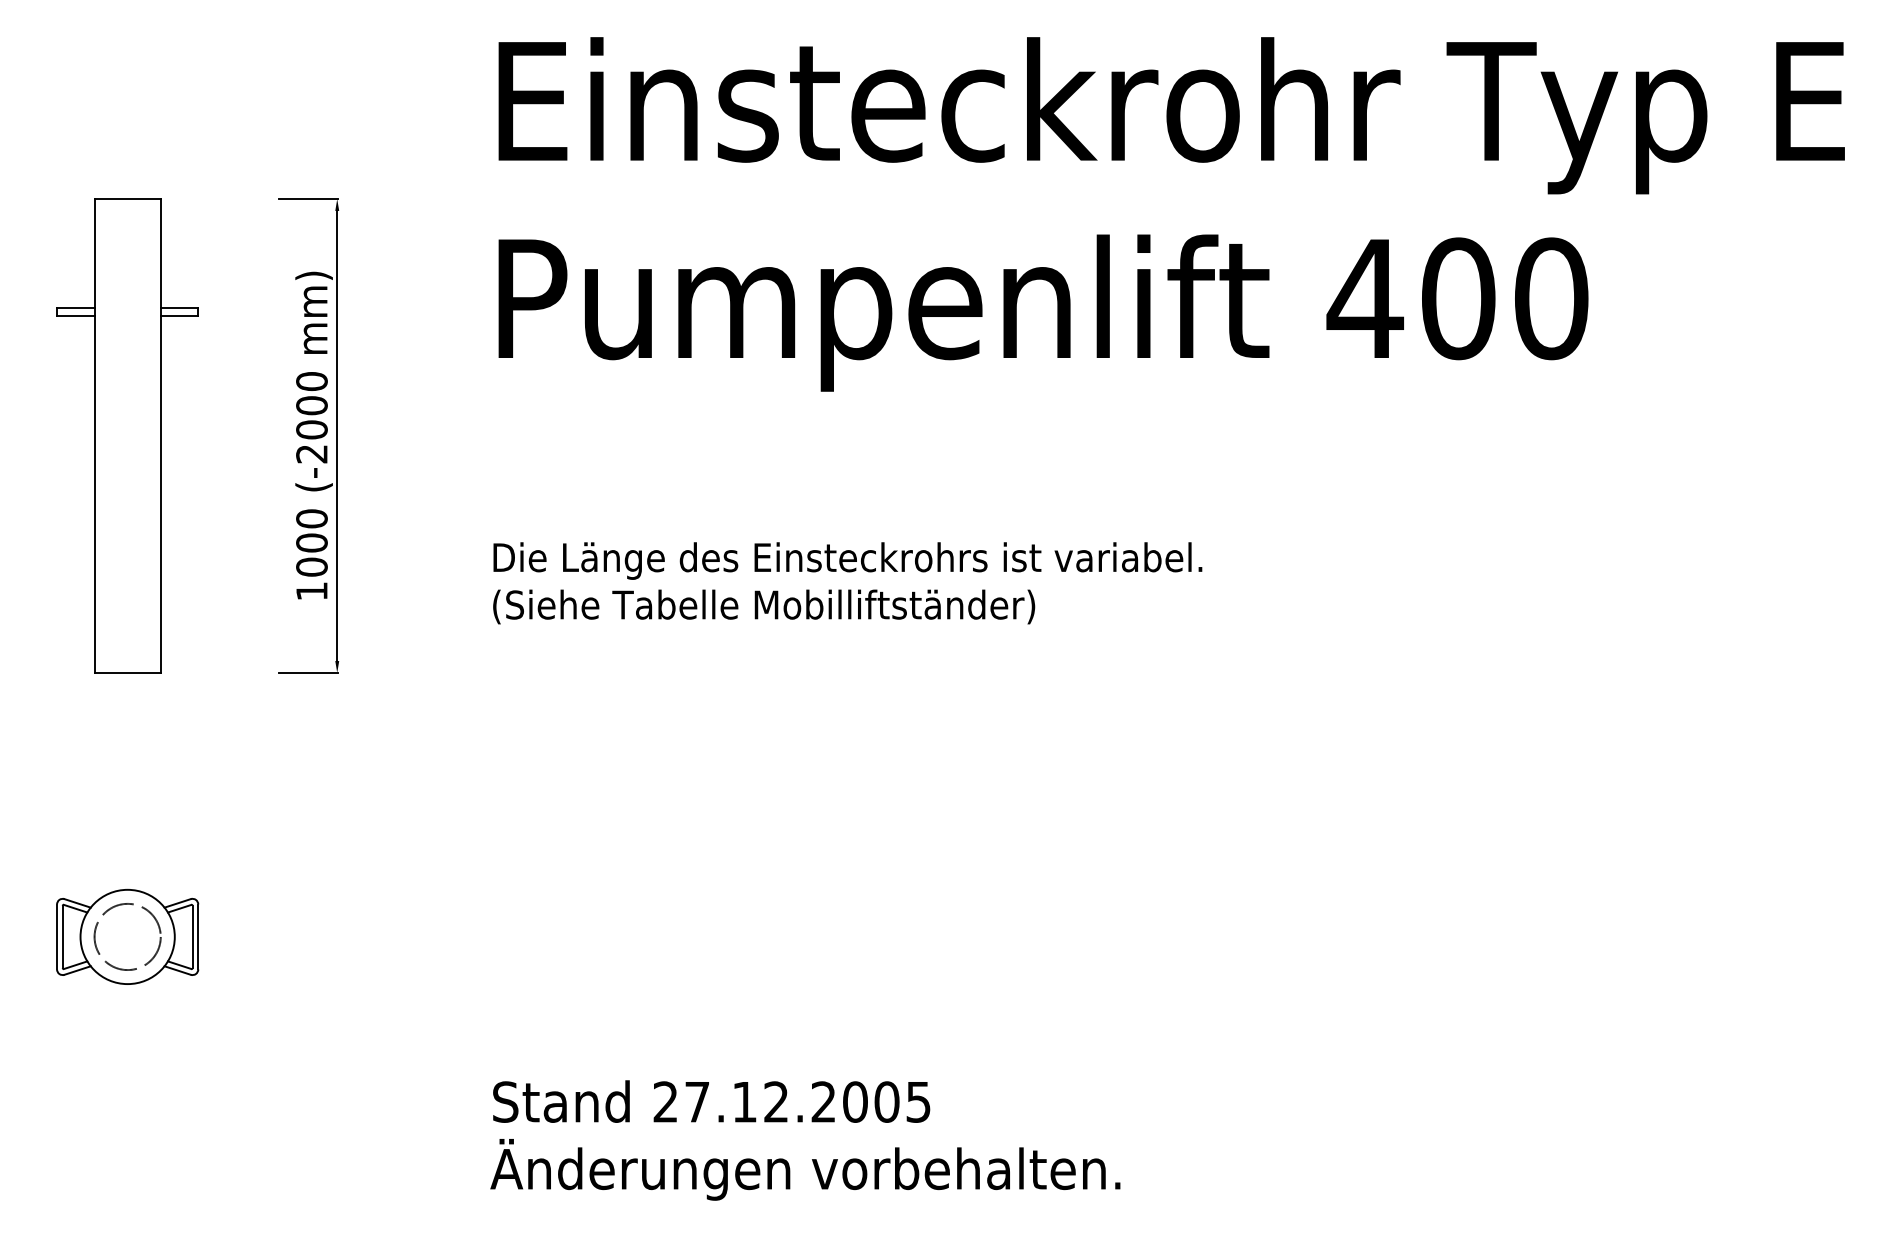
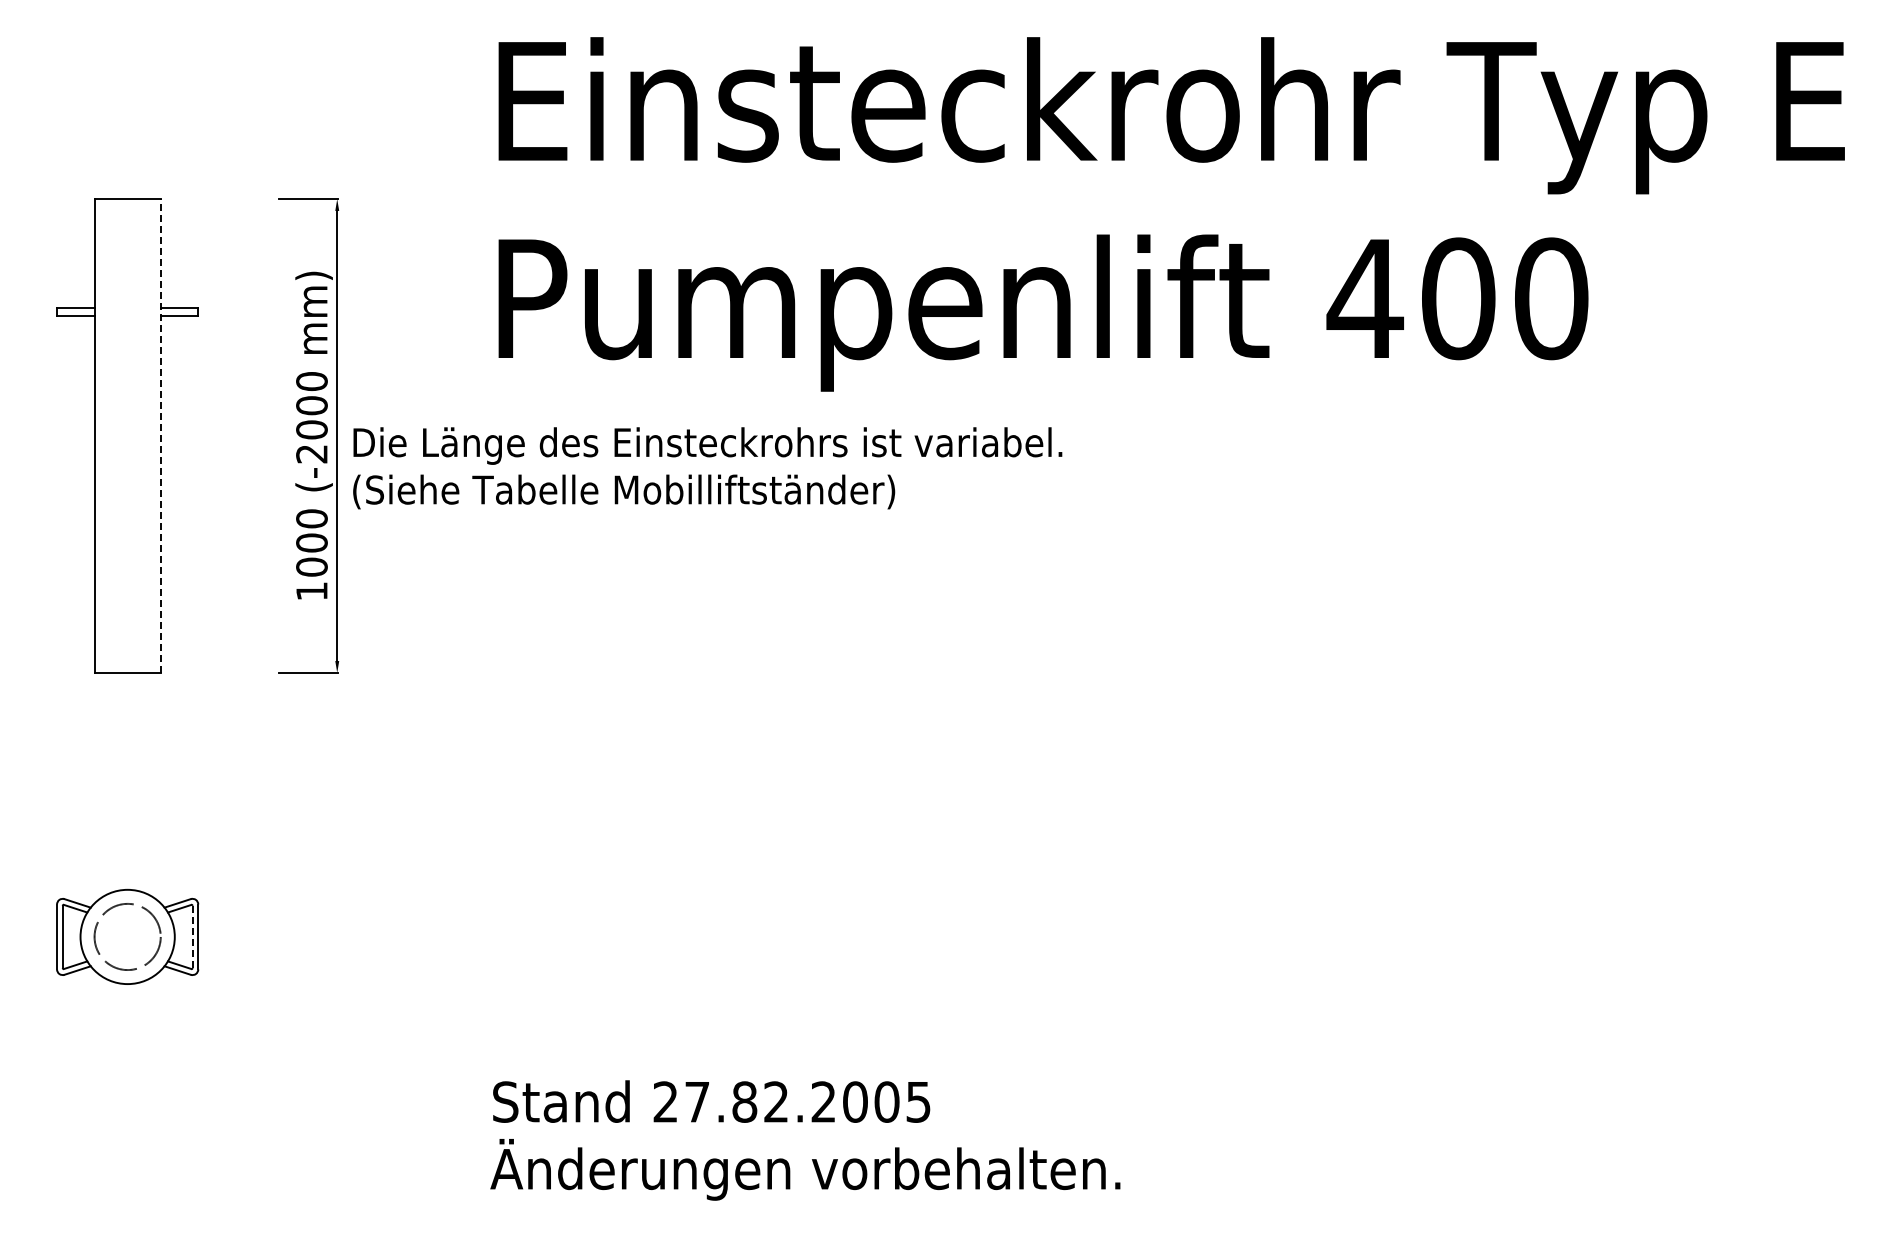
line: solid -> dashed (160, 436)
text position: (847, 583) -> (707, 468) (707, 468)
line: solid -> dashed (192, 937)
text: 27.12.2005 -> 27.82.2005 (744, 1101)
